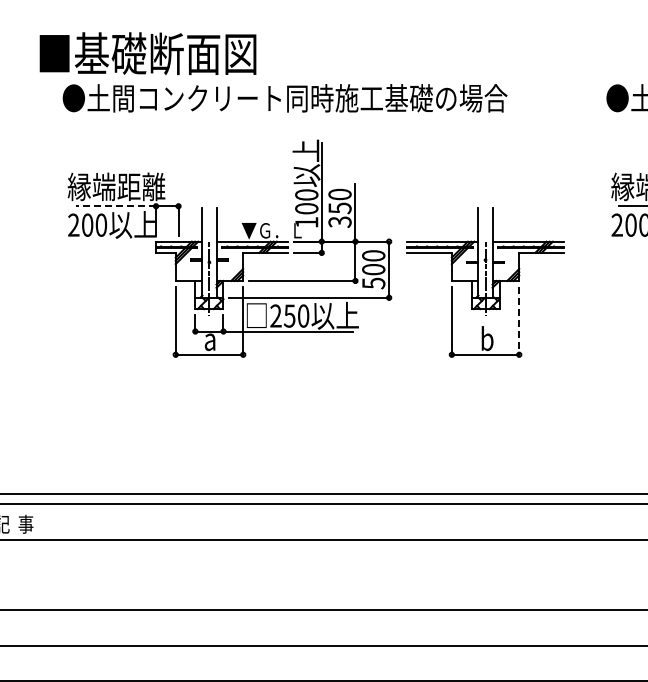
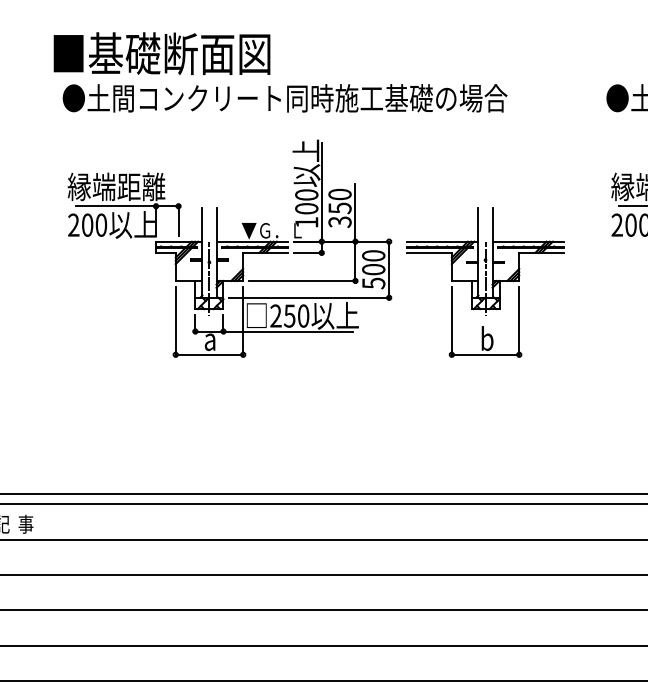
text position: (147, 53) -> (161, 53) (161, 53)
line: dashed -> solid (115, 206)
line: dashed -> solid (519, 321)
line: none -> present (323, 575)
